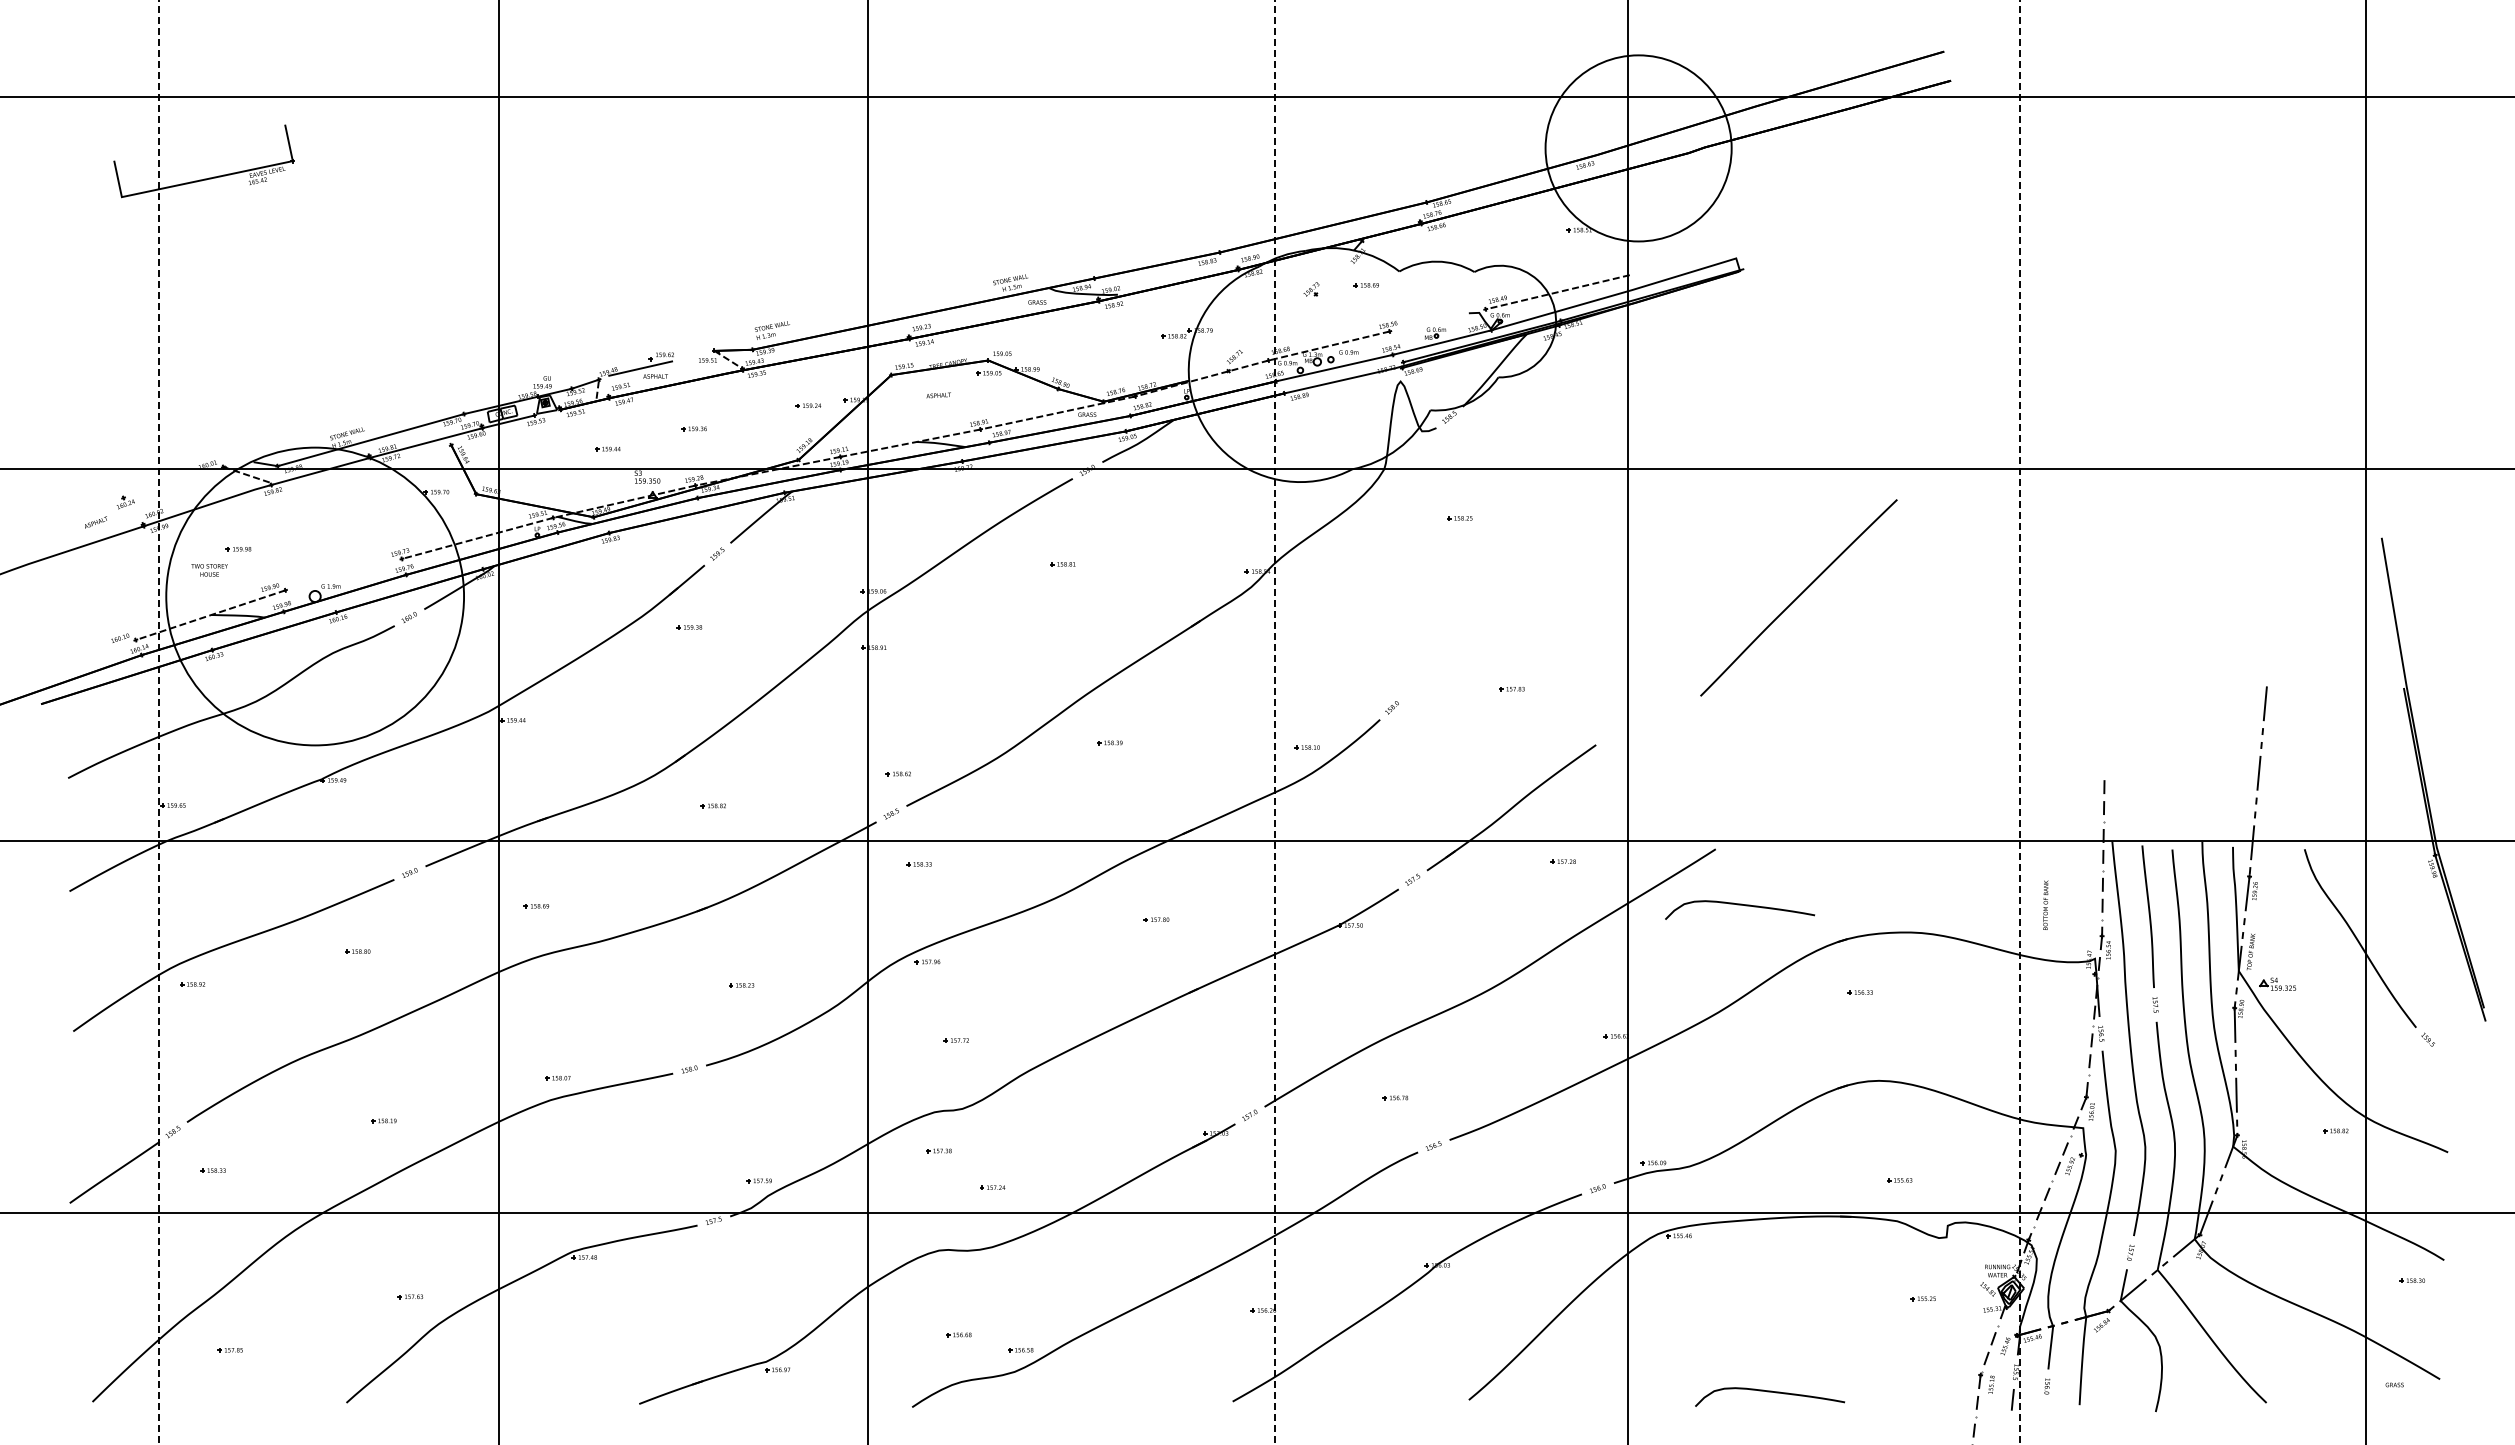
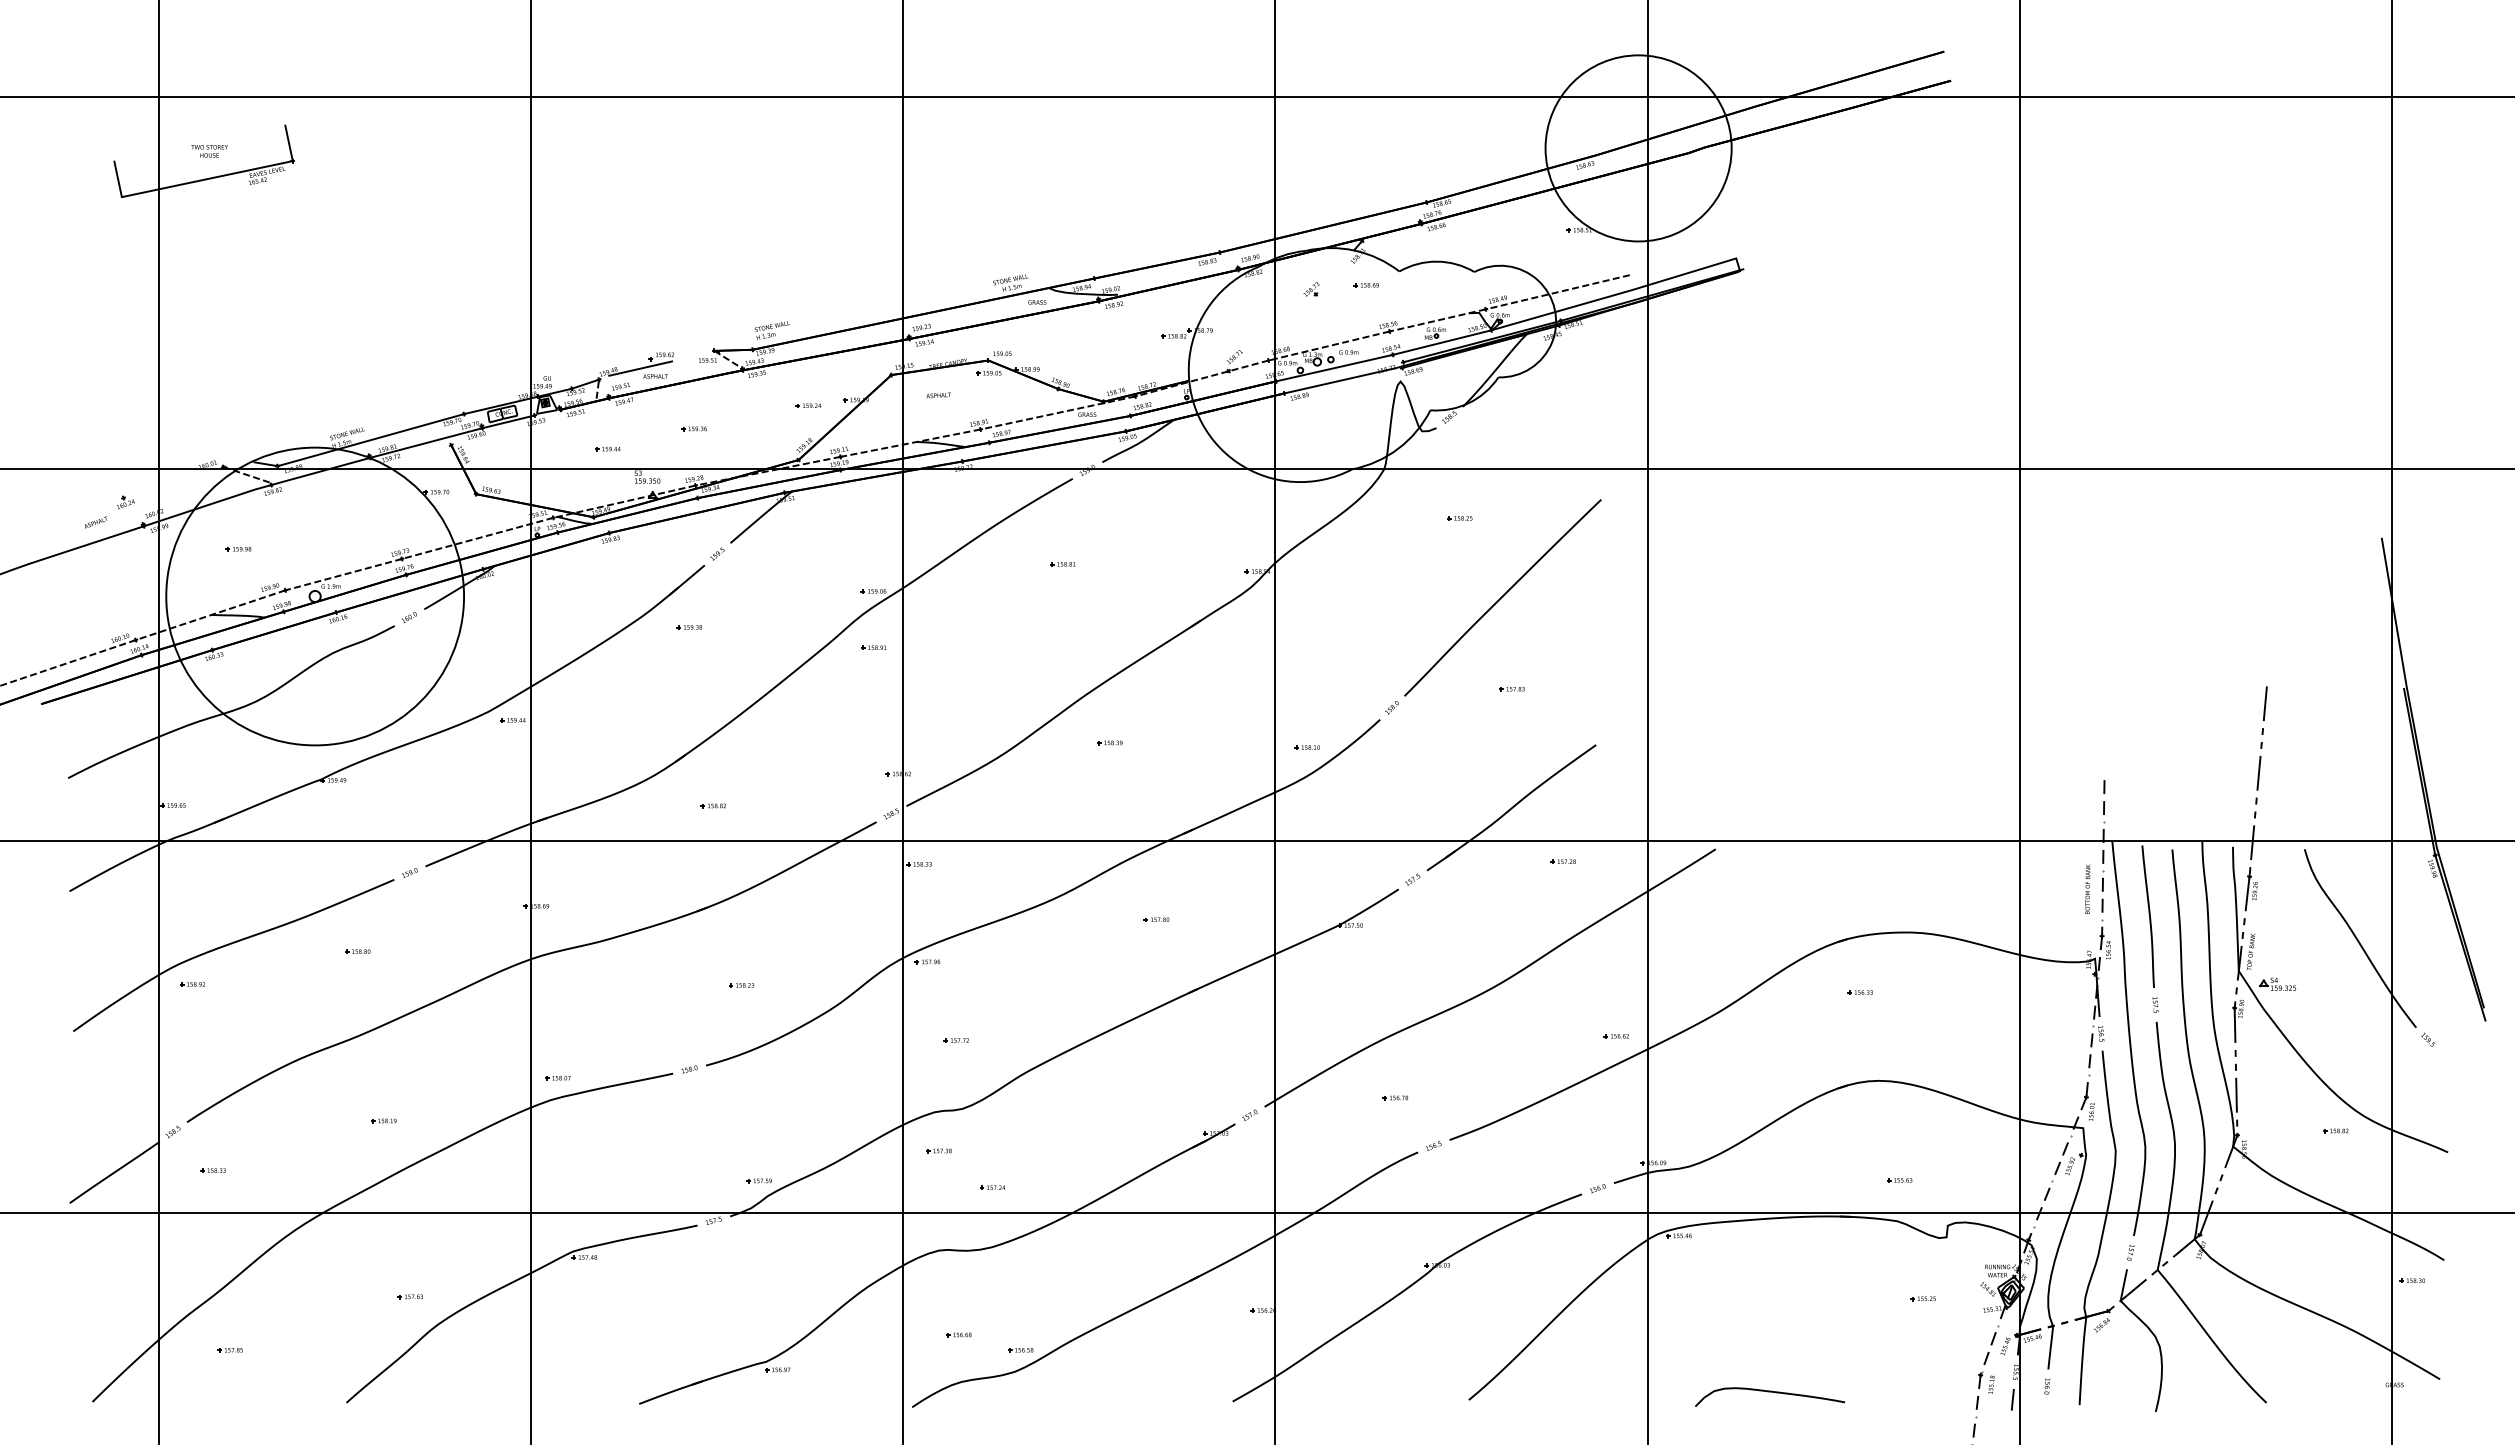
line: none -> present (1437, 320)
text position: (209, 570) -> (209, 151) (209, 151)
line: none -> present (343, 574)
line position: (1798, 597) -> (1502, 597) (1502, 597)
line: none -> present (68, 662)
line position: (498, 721) -> (530, 721) (530, 721)
line position: (868, 721) -> (903, 721) (903, 721)
line position: (1627, 721) -> (1647, 721) (1647, 721)
line position: (2366, 721) -> (2392, 721) (2392, 721)
line: dashed -> solid (158, 722)
line: dashed -> solid (1275, 722)
line: dashed -> solid (2019, 722)
text position: (2045, 904) -> (2087, 888) (2087, 888)
curve: present -> none (1740, 905)
